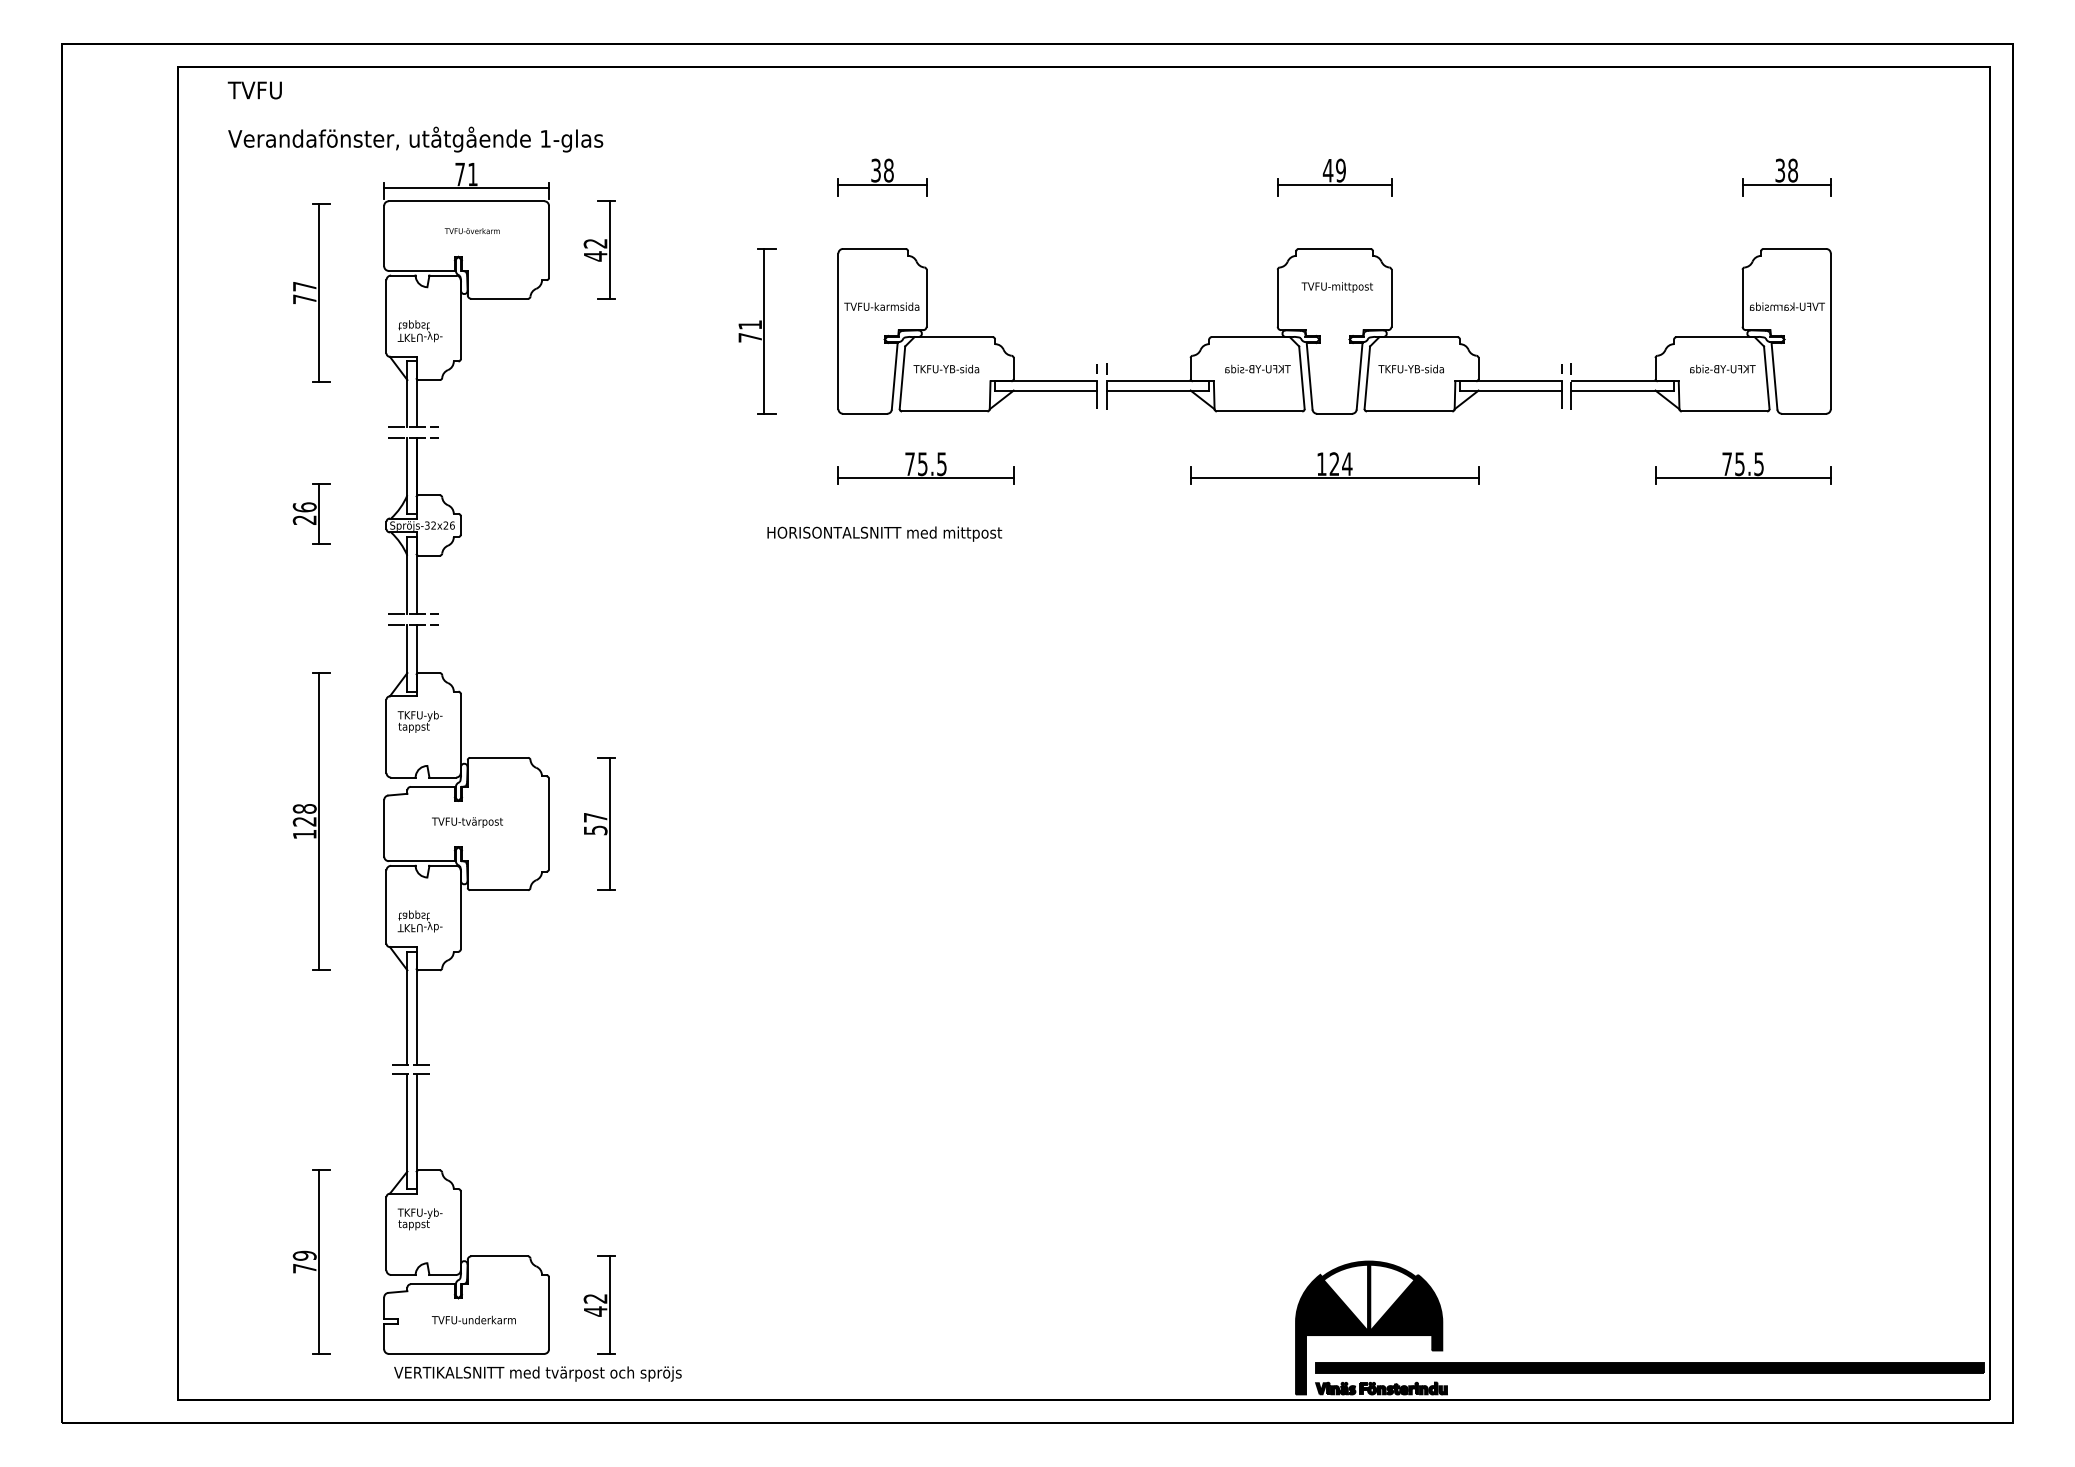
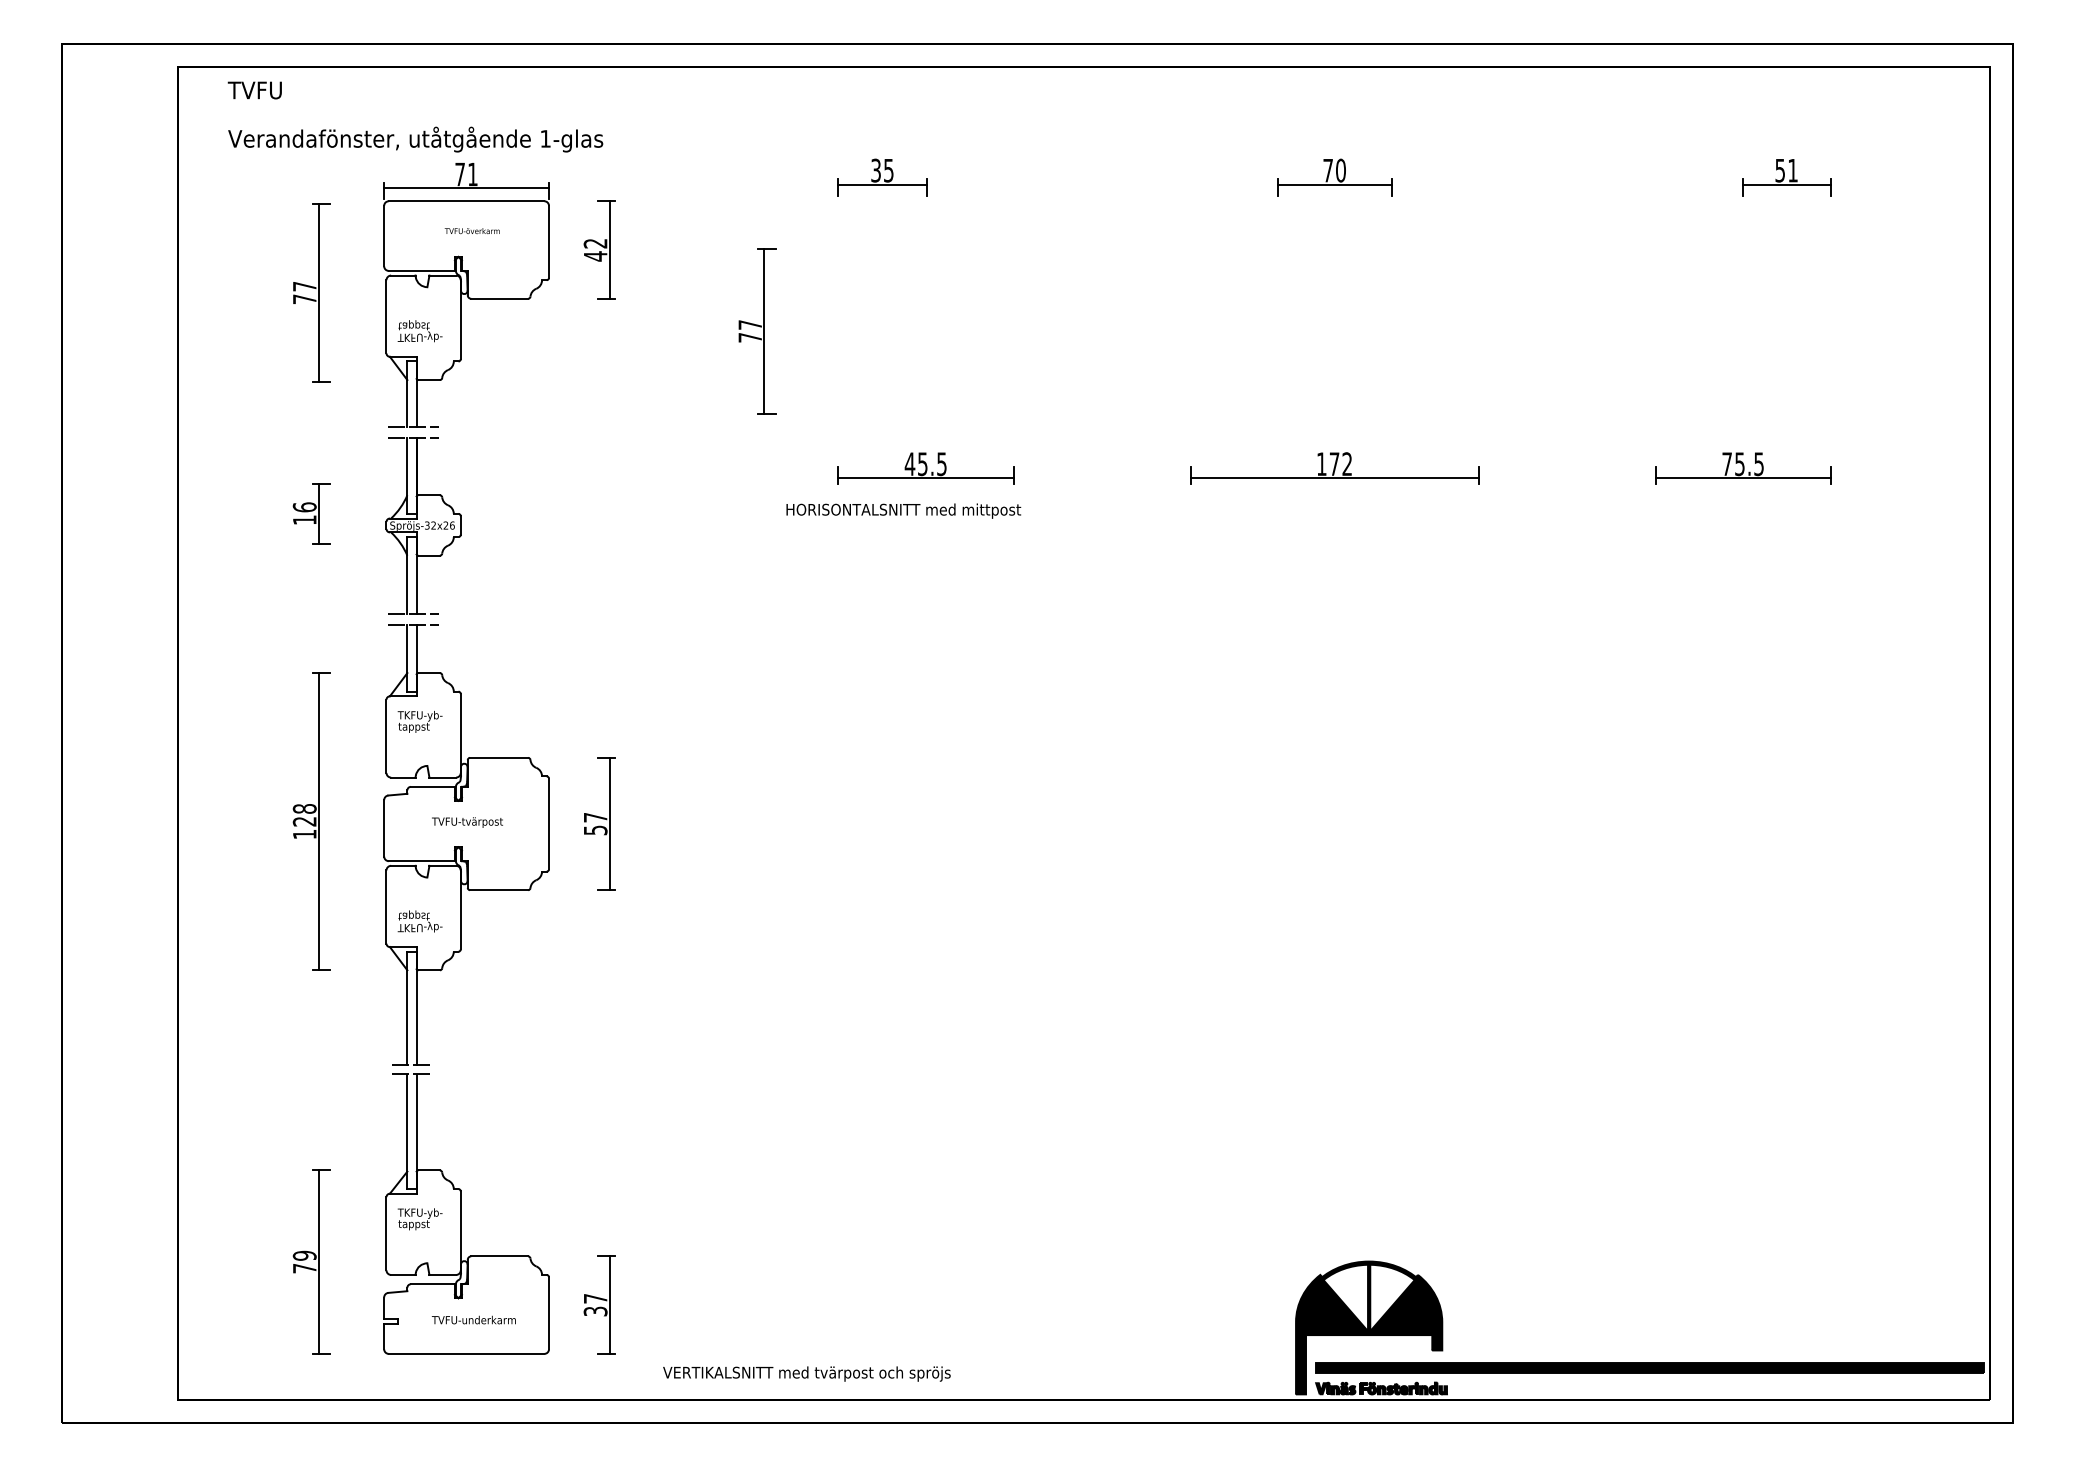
text: 38 -> 35 (888, 170)
text: 49 -> 70 (1333, 170)
text: 38 -> 51 (1787, 170)
text: 71 -> 77 (749, 324)
part: present -> none (1334, 331)
text: 75.5 -> 45.5 (909, 463)
text: 124 -> 172 (1340, 463)
text: 26 -> 16 (304, 519)
text position: (884, 533) -> (903, 510) (903, 510)
text: 42 -> 37 (595, 1305)
text position: (537, 1373) -> (806, 1373) (806, 1373)
